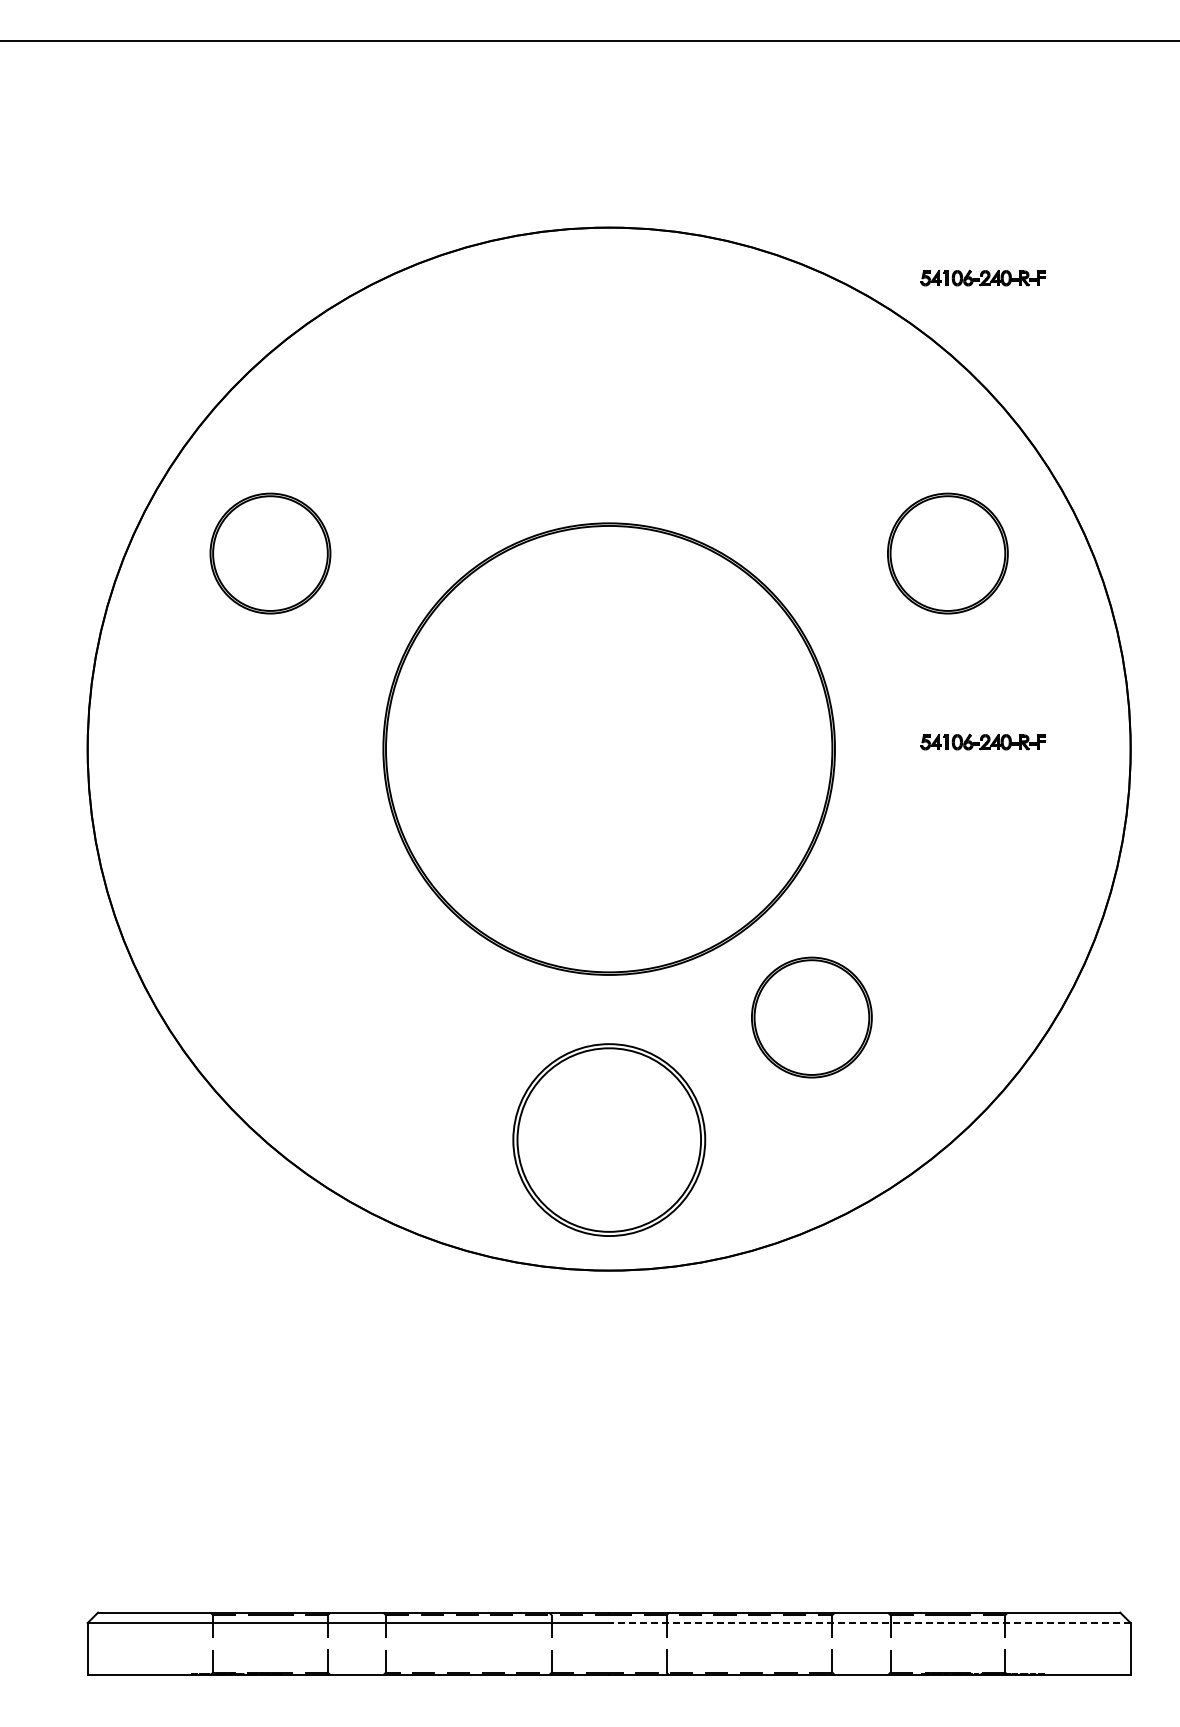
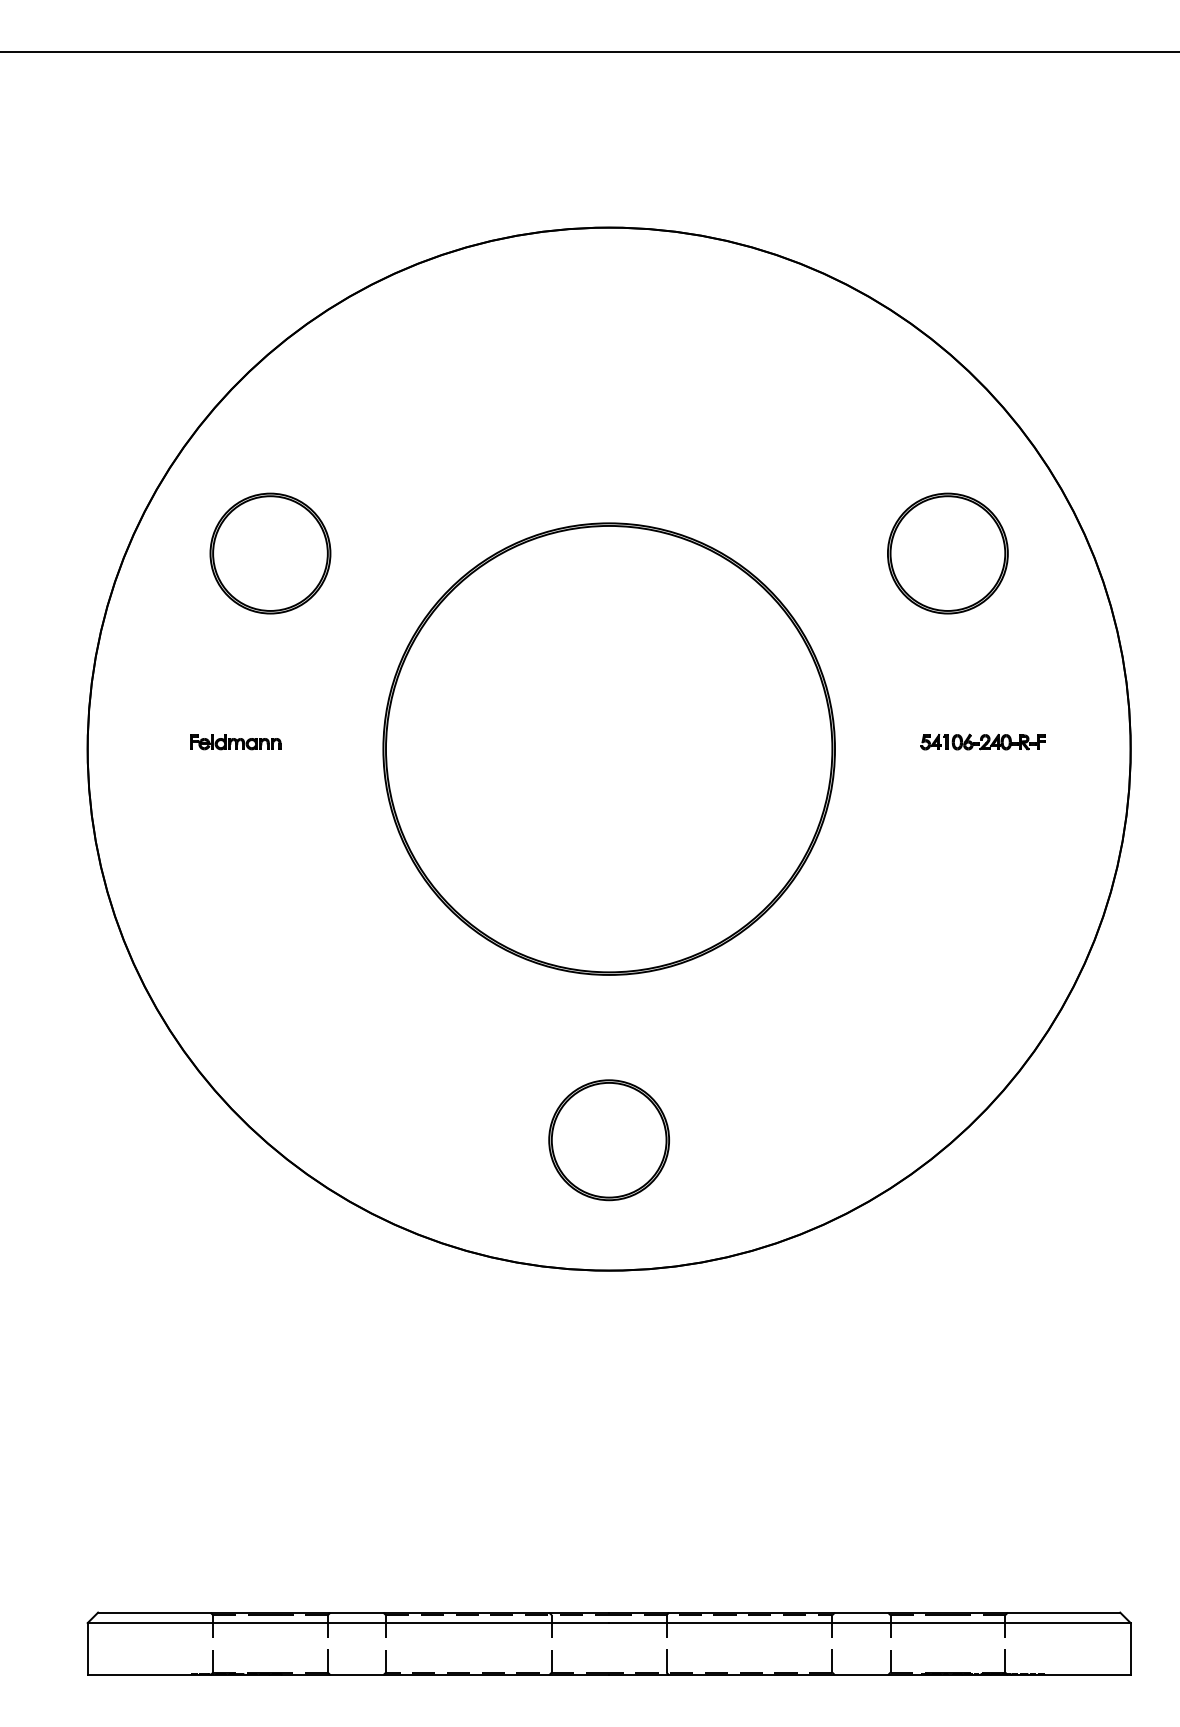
line position: (589, 40) -> (589, 51) (589, 51)
part: present -> none (982, 277)
part: none -> present (235, 742)
part: present -> none (811, 1017)
part size: 195x194 px -> 122x123 px (608, 1140)
line: dashed -> solid (869, 1623)
